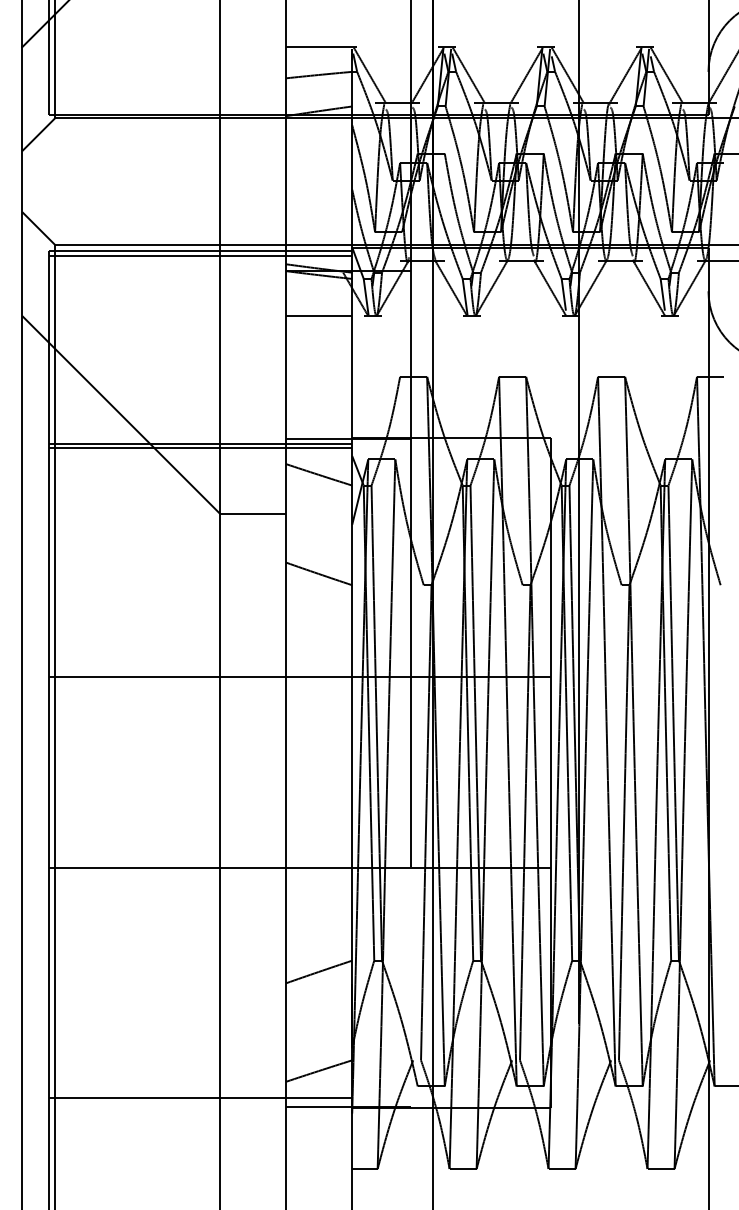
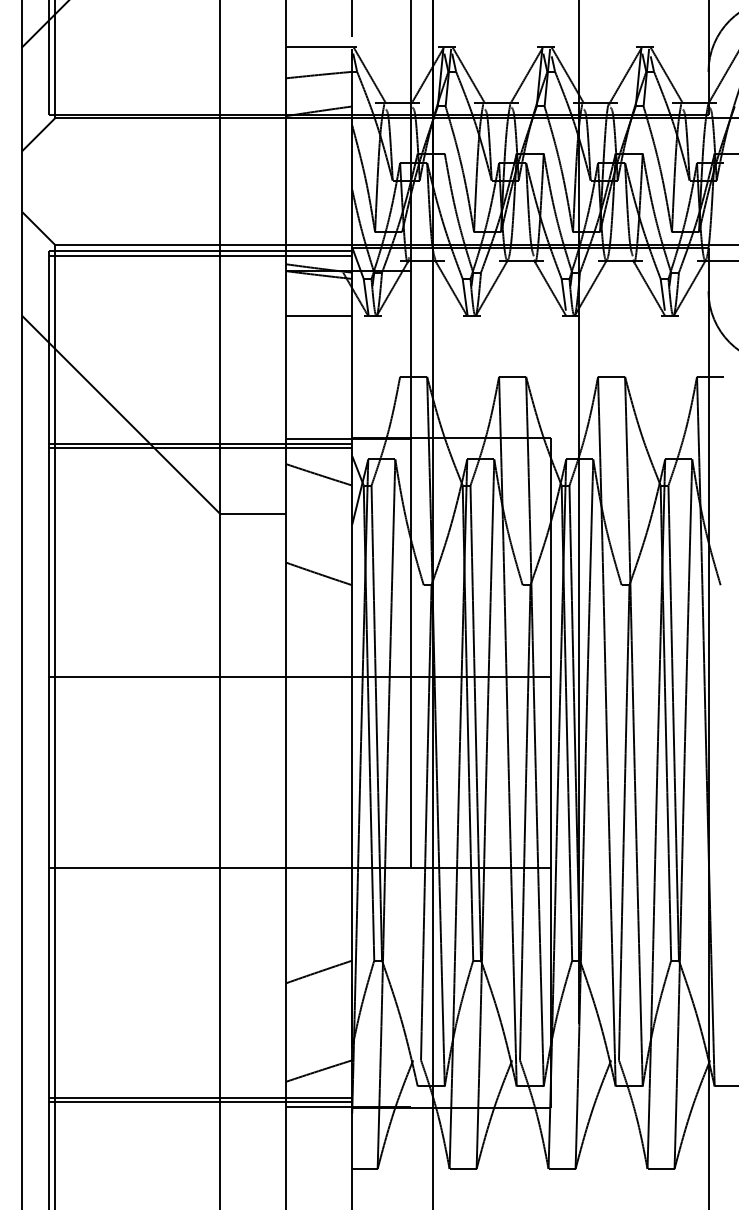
line: none -> present (352, 19)
line: none -> present (200, 1102)
